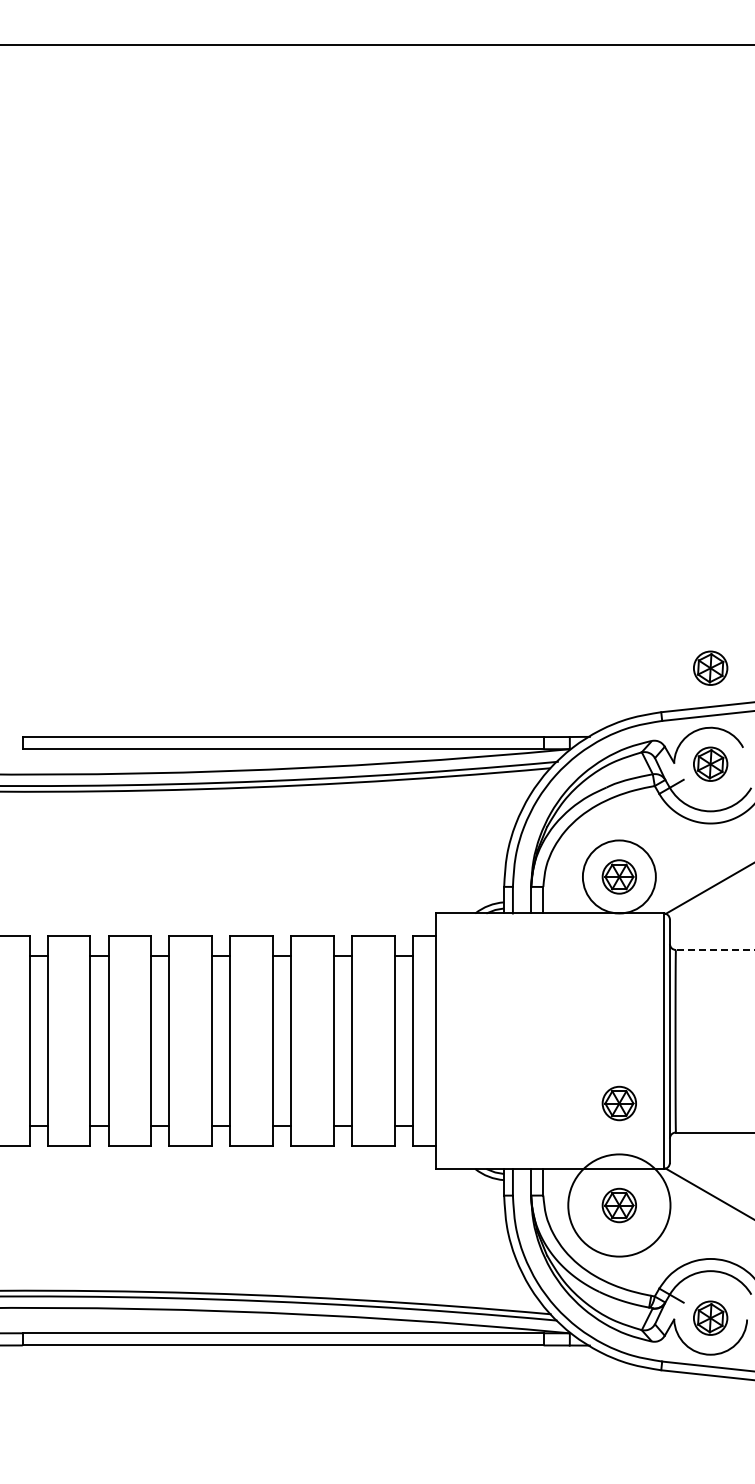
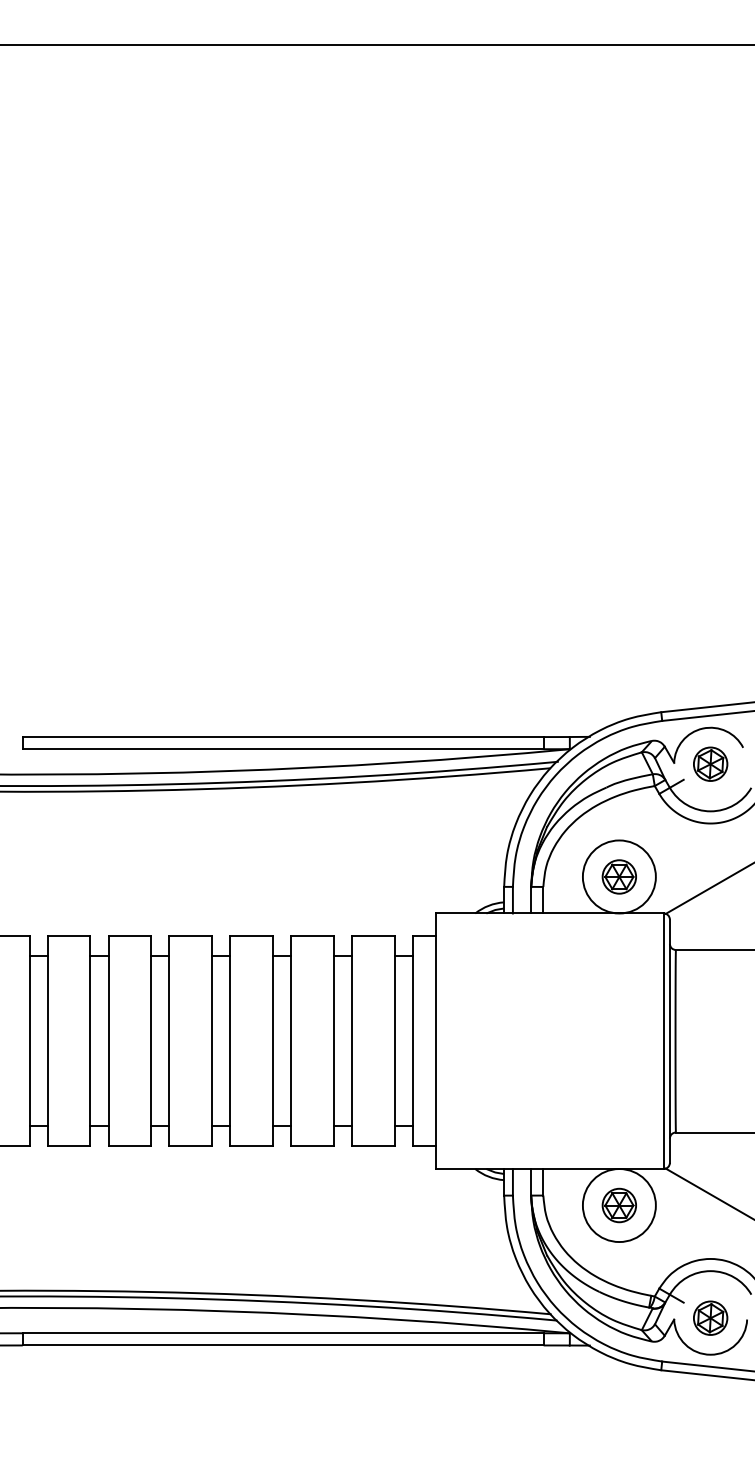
part: present -> none (710, 667)
line: dashed -> solid (714, 949)
part: present -> none (618, 1103)
circle diameter: 102 px -> 73 px (618, 1205)
